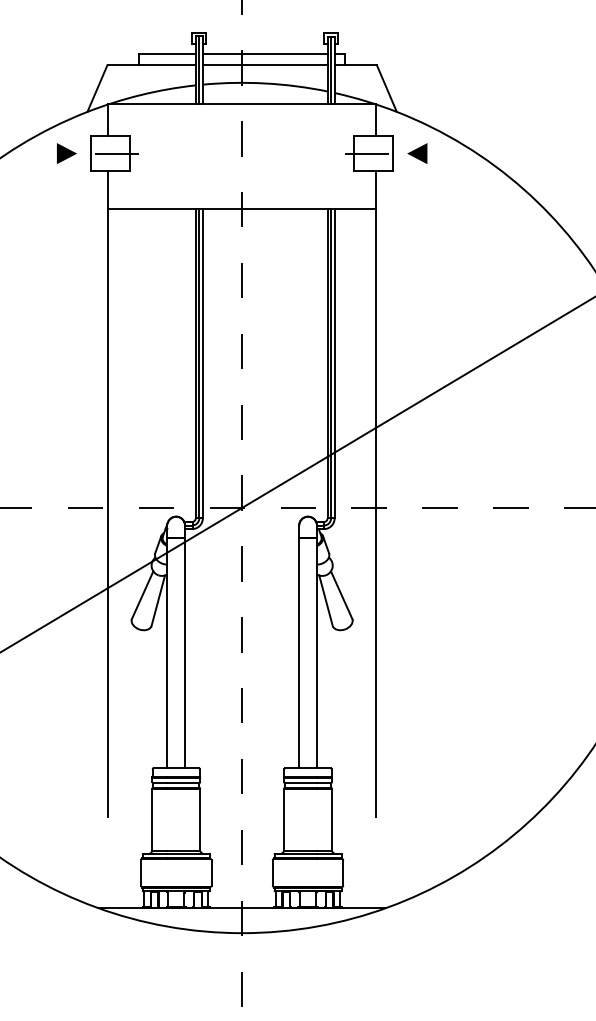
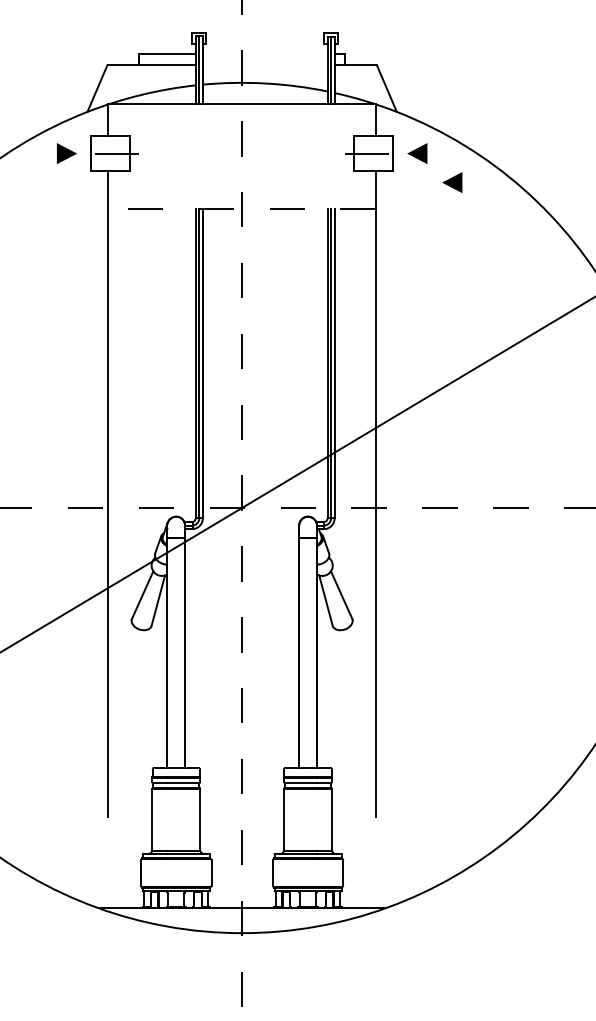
line: present -> none (264, 54)
line: present -> none (264, 65)
line: none -> present (452, 182)
line: solid -> dashed (242, 209)
